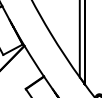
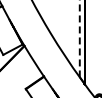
line: solid -> dashed (79, 38)
